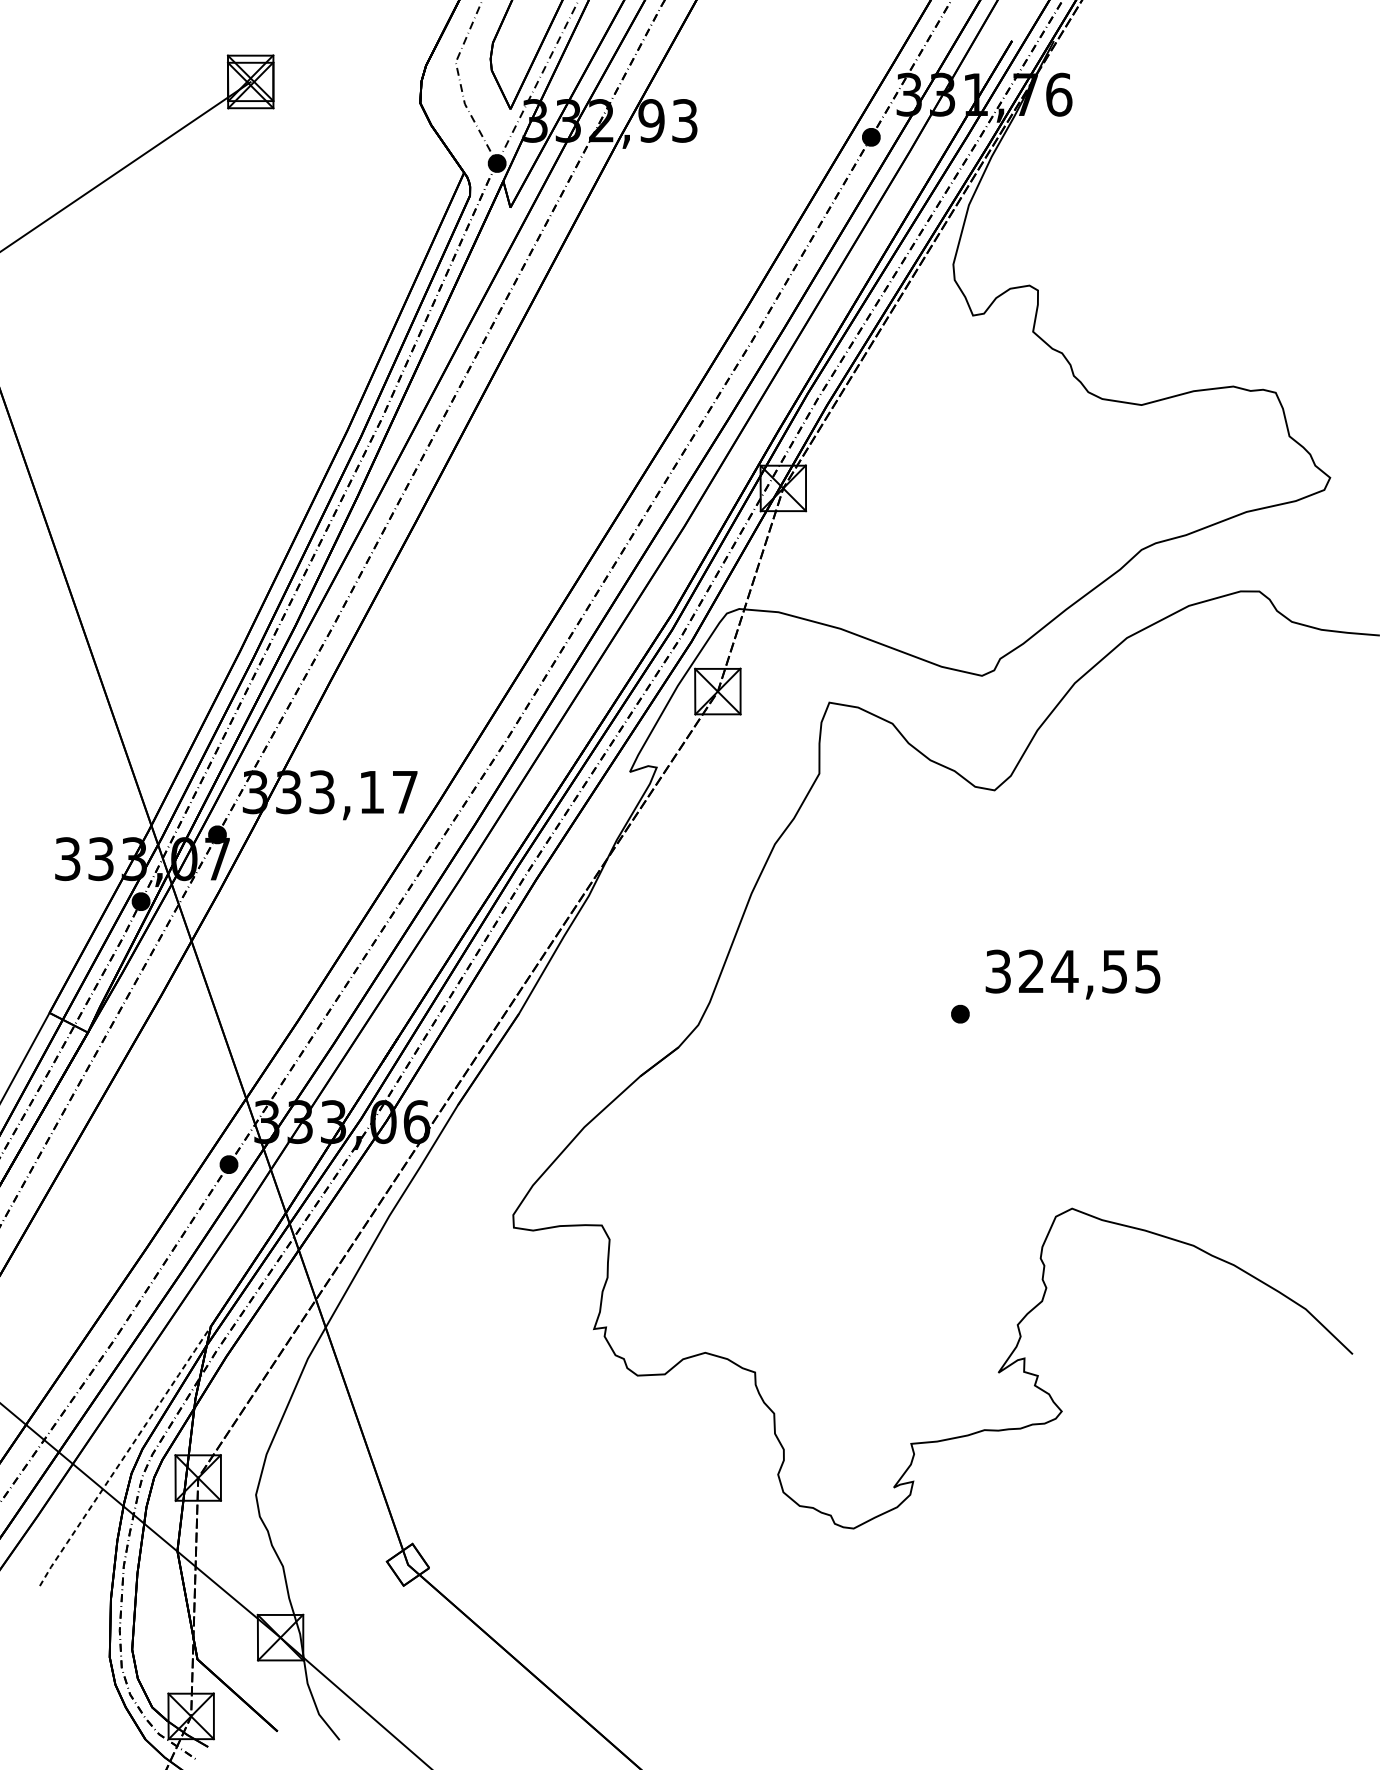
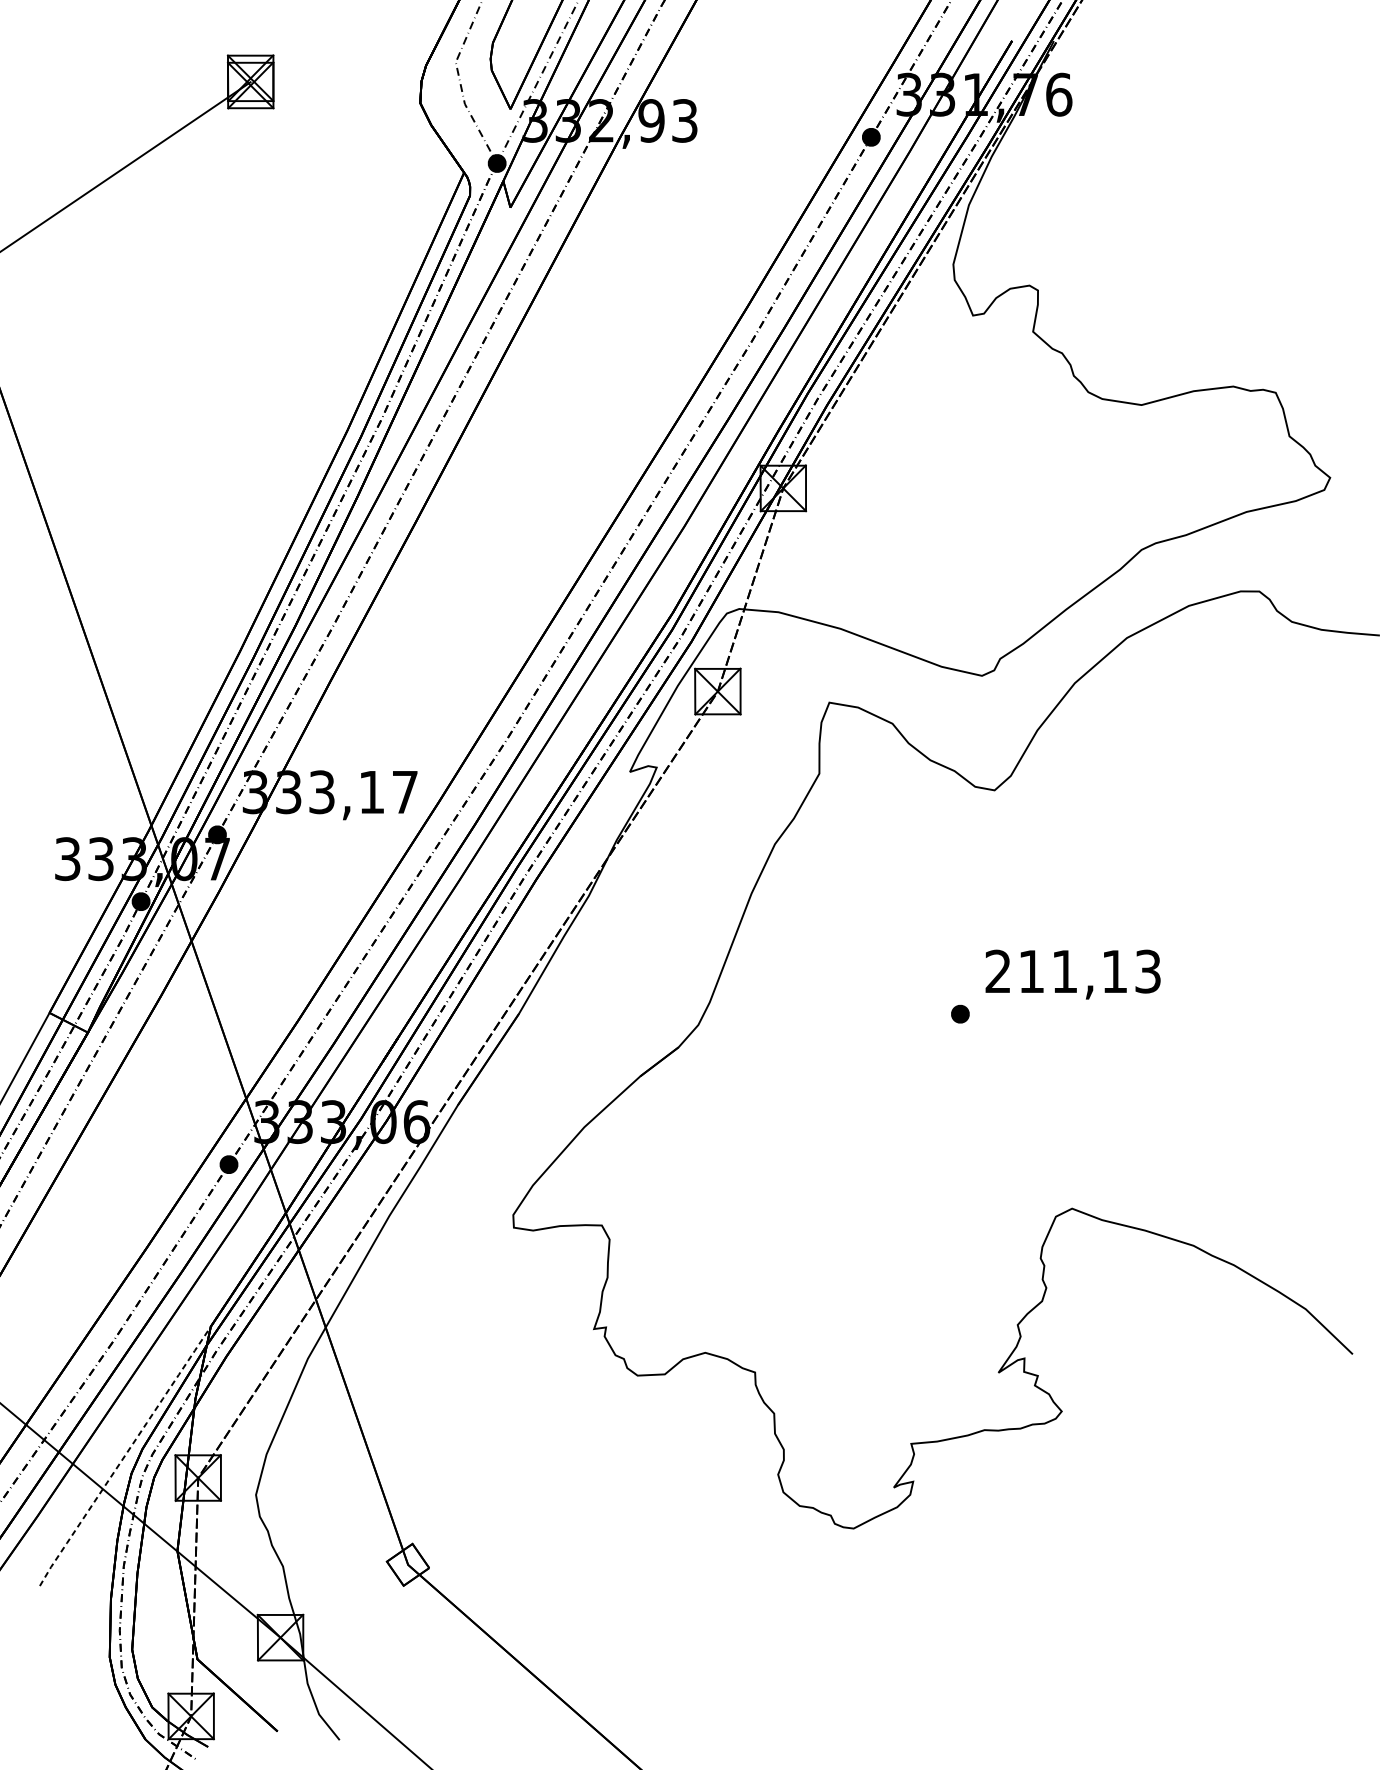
text: 324,55 -> 211,13 (1072, 971)
